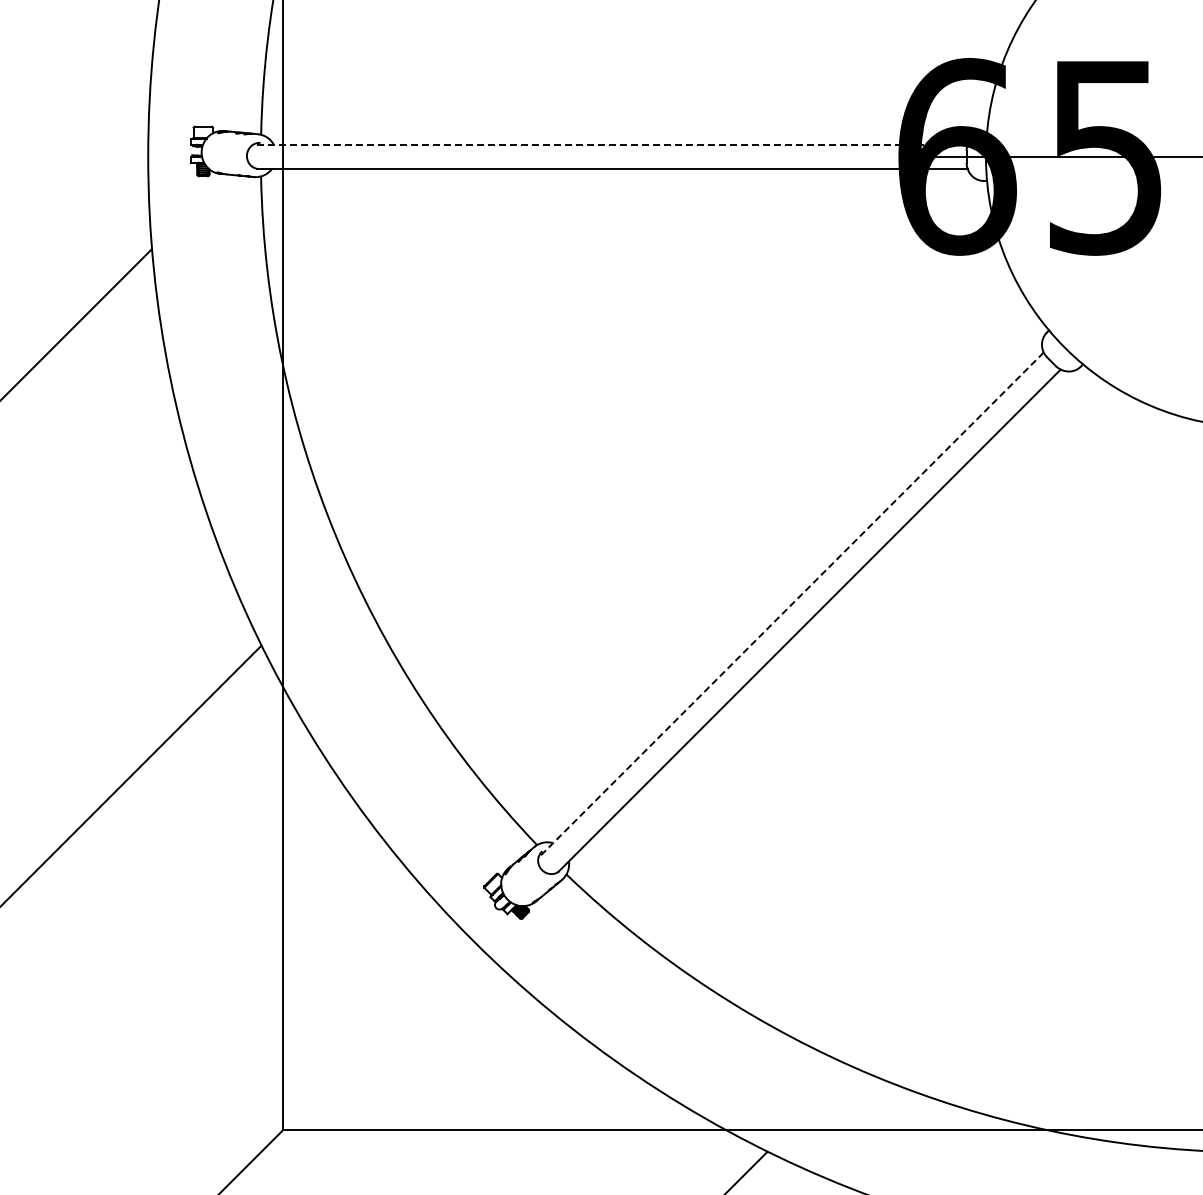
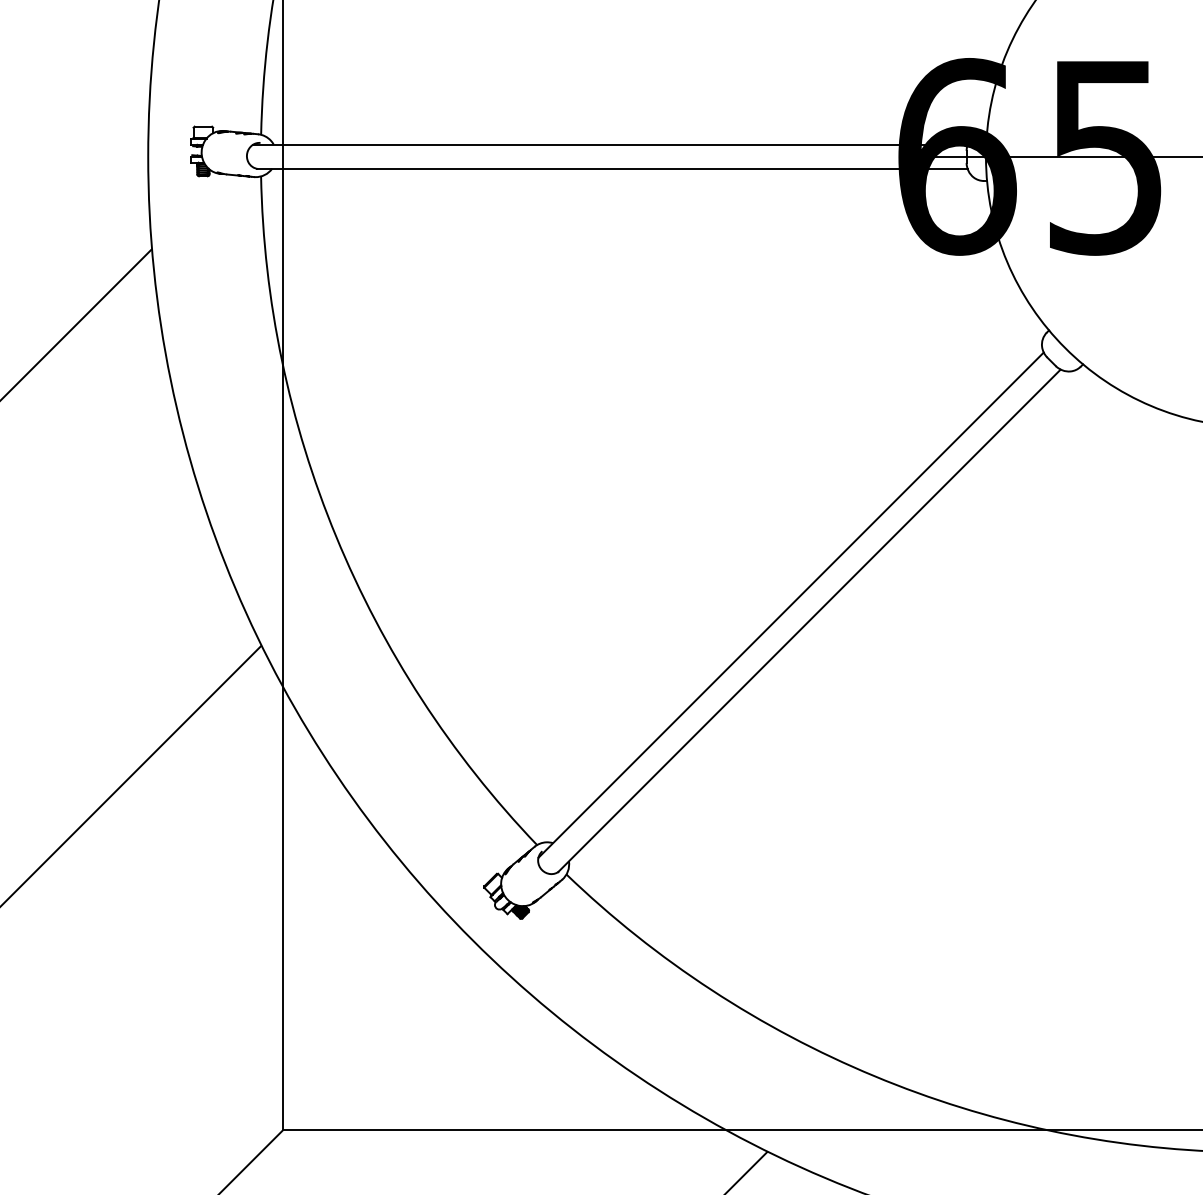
line: dashed -> solid (609, 144)
line: dashed -> solid (790, 605)
